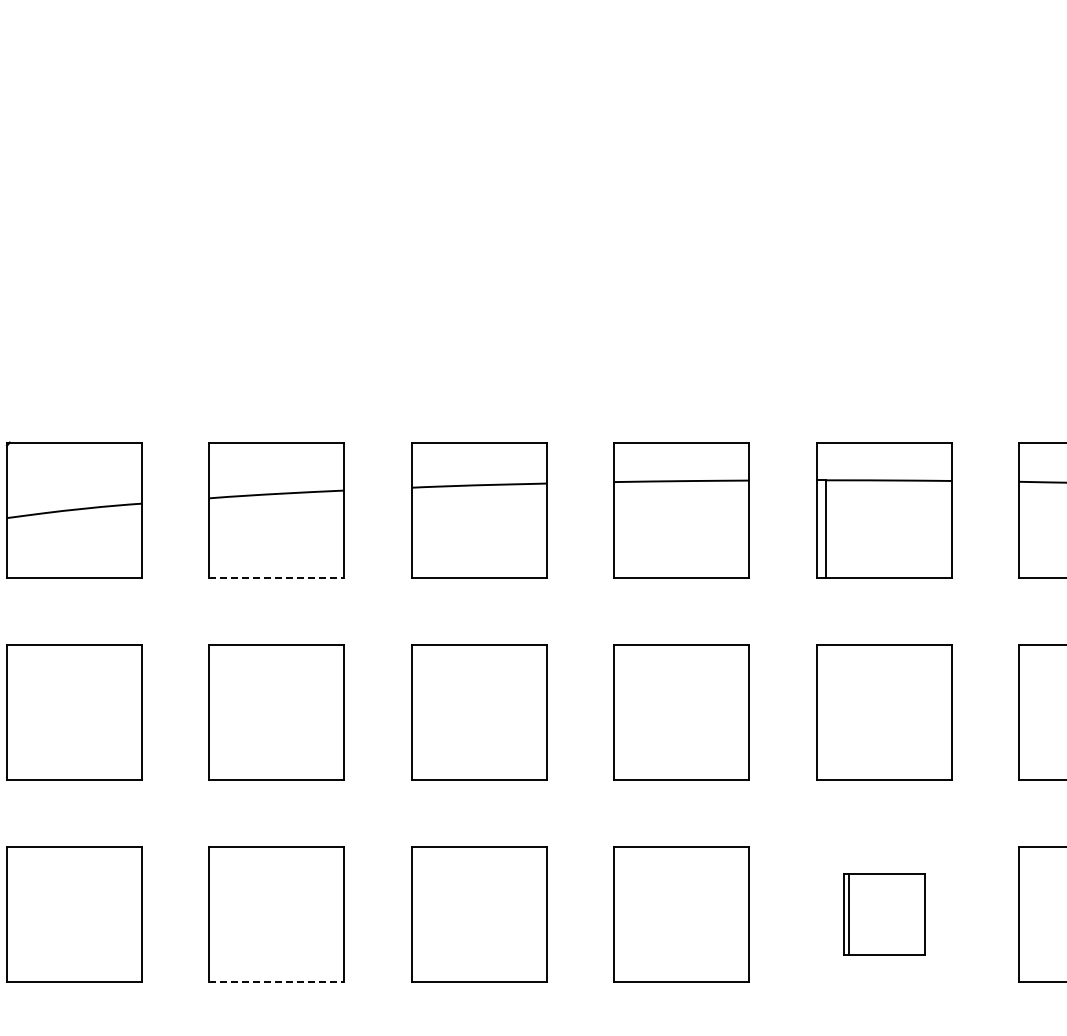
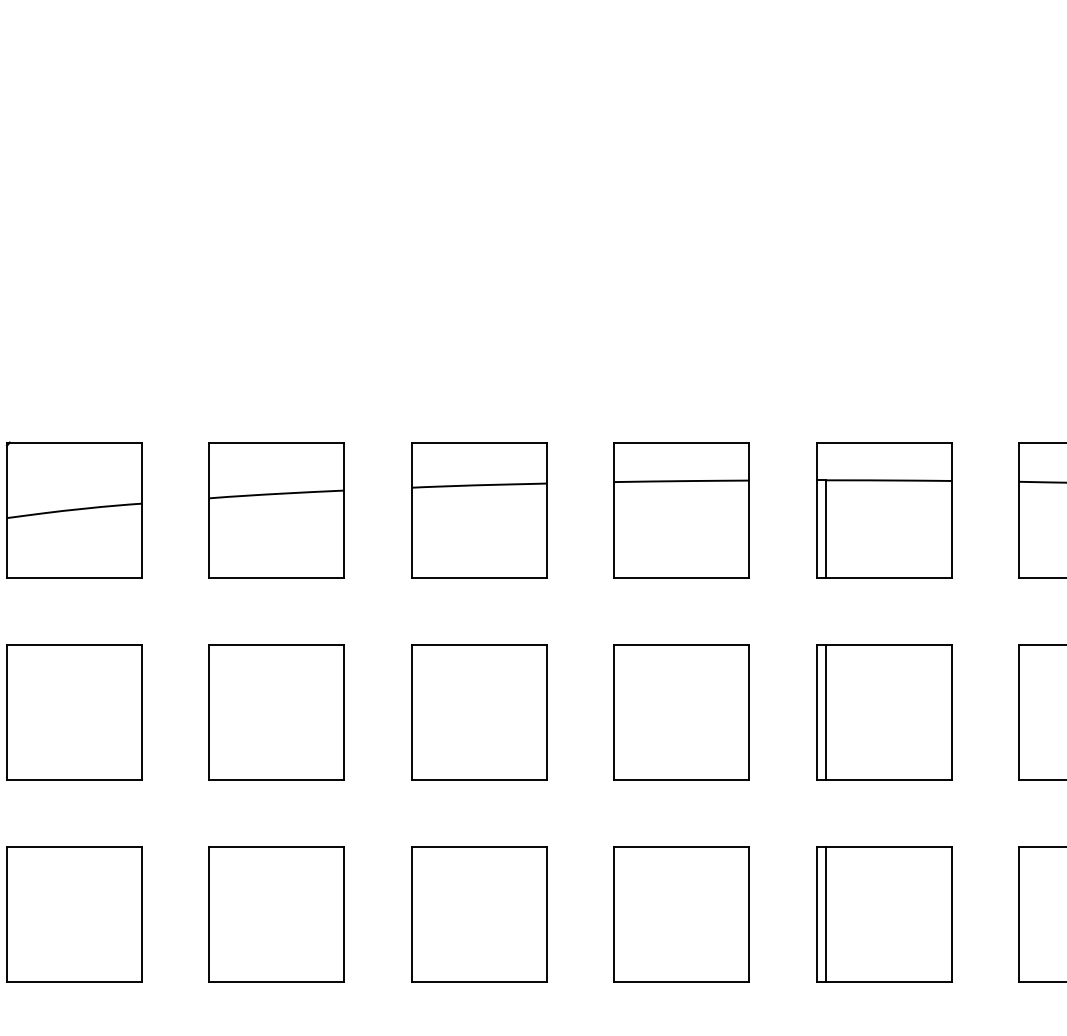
line: dashed -> solid (277, 577)
line: none -> present (825, 711)
part size: 83x83 px -> 137x137 px (884, 914)
line: dashed -> solid (277, 982)
